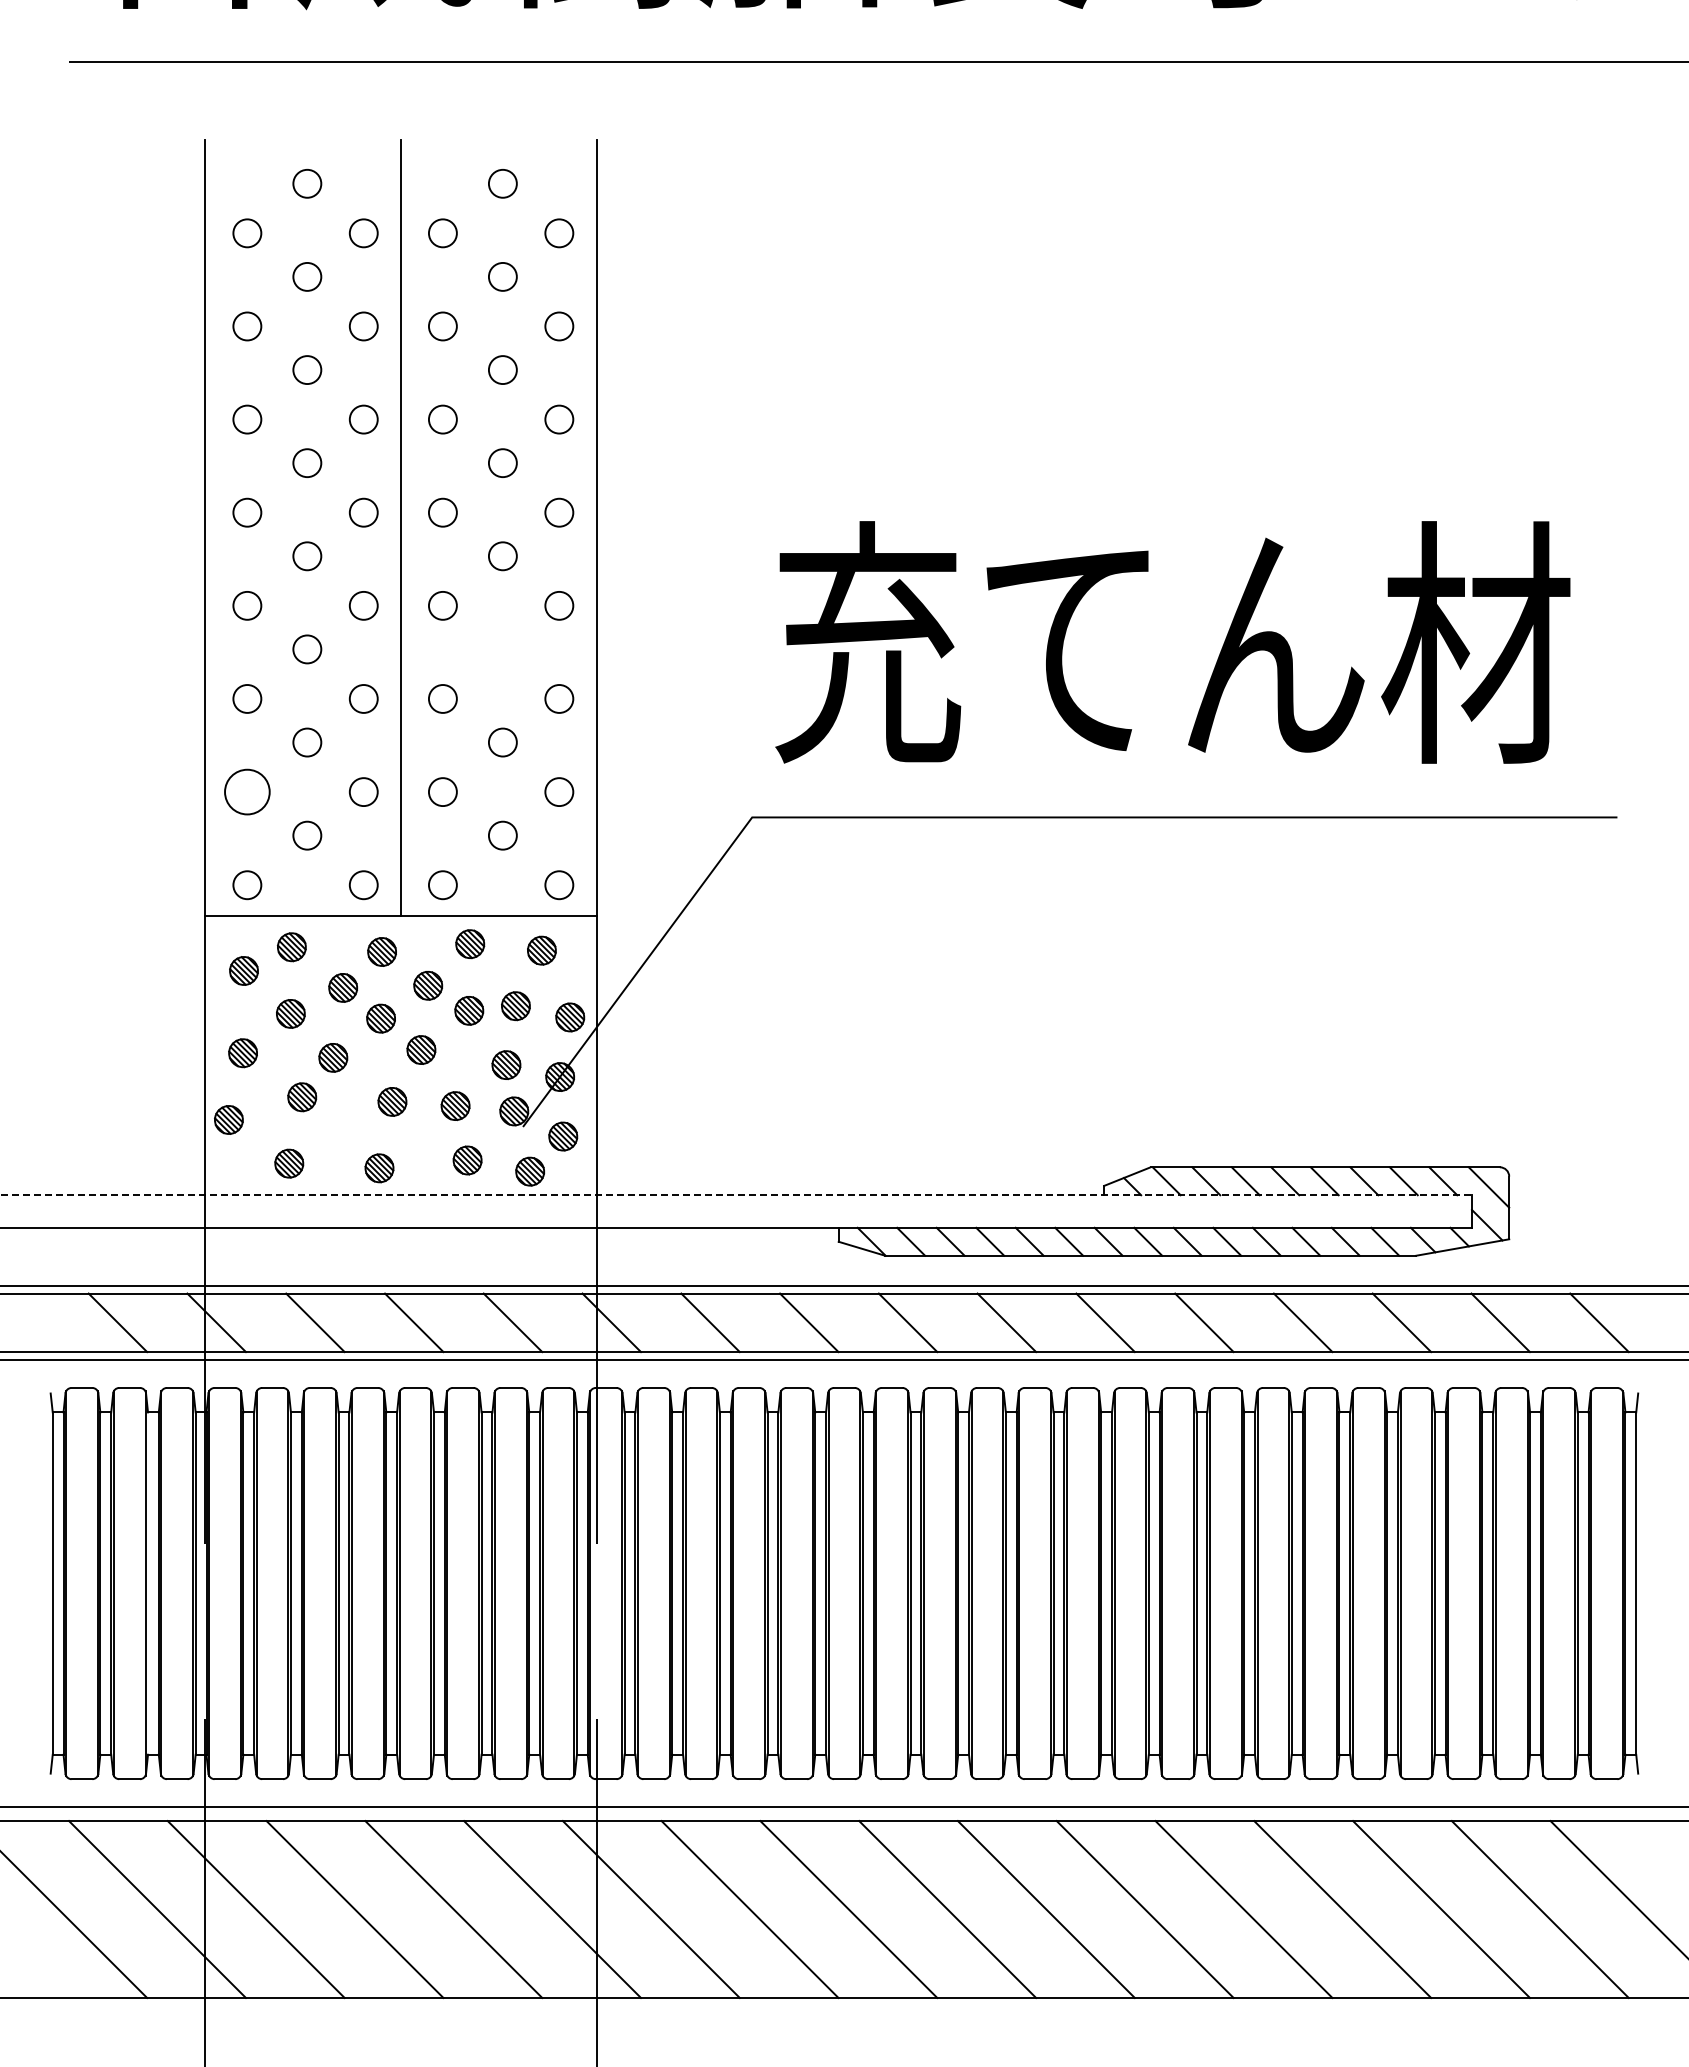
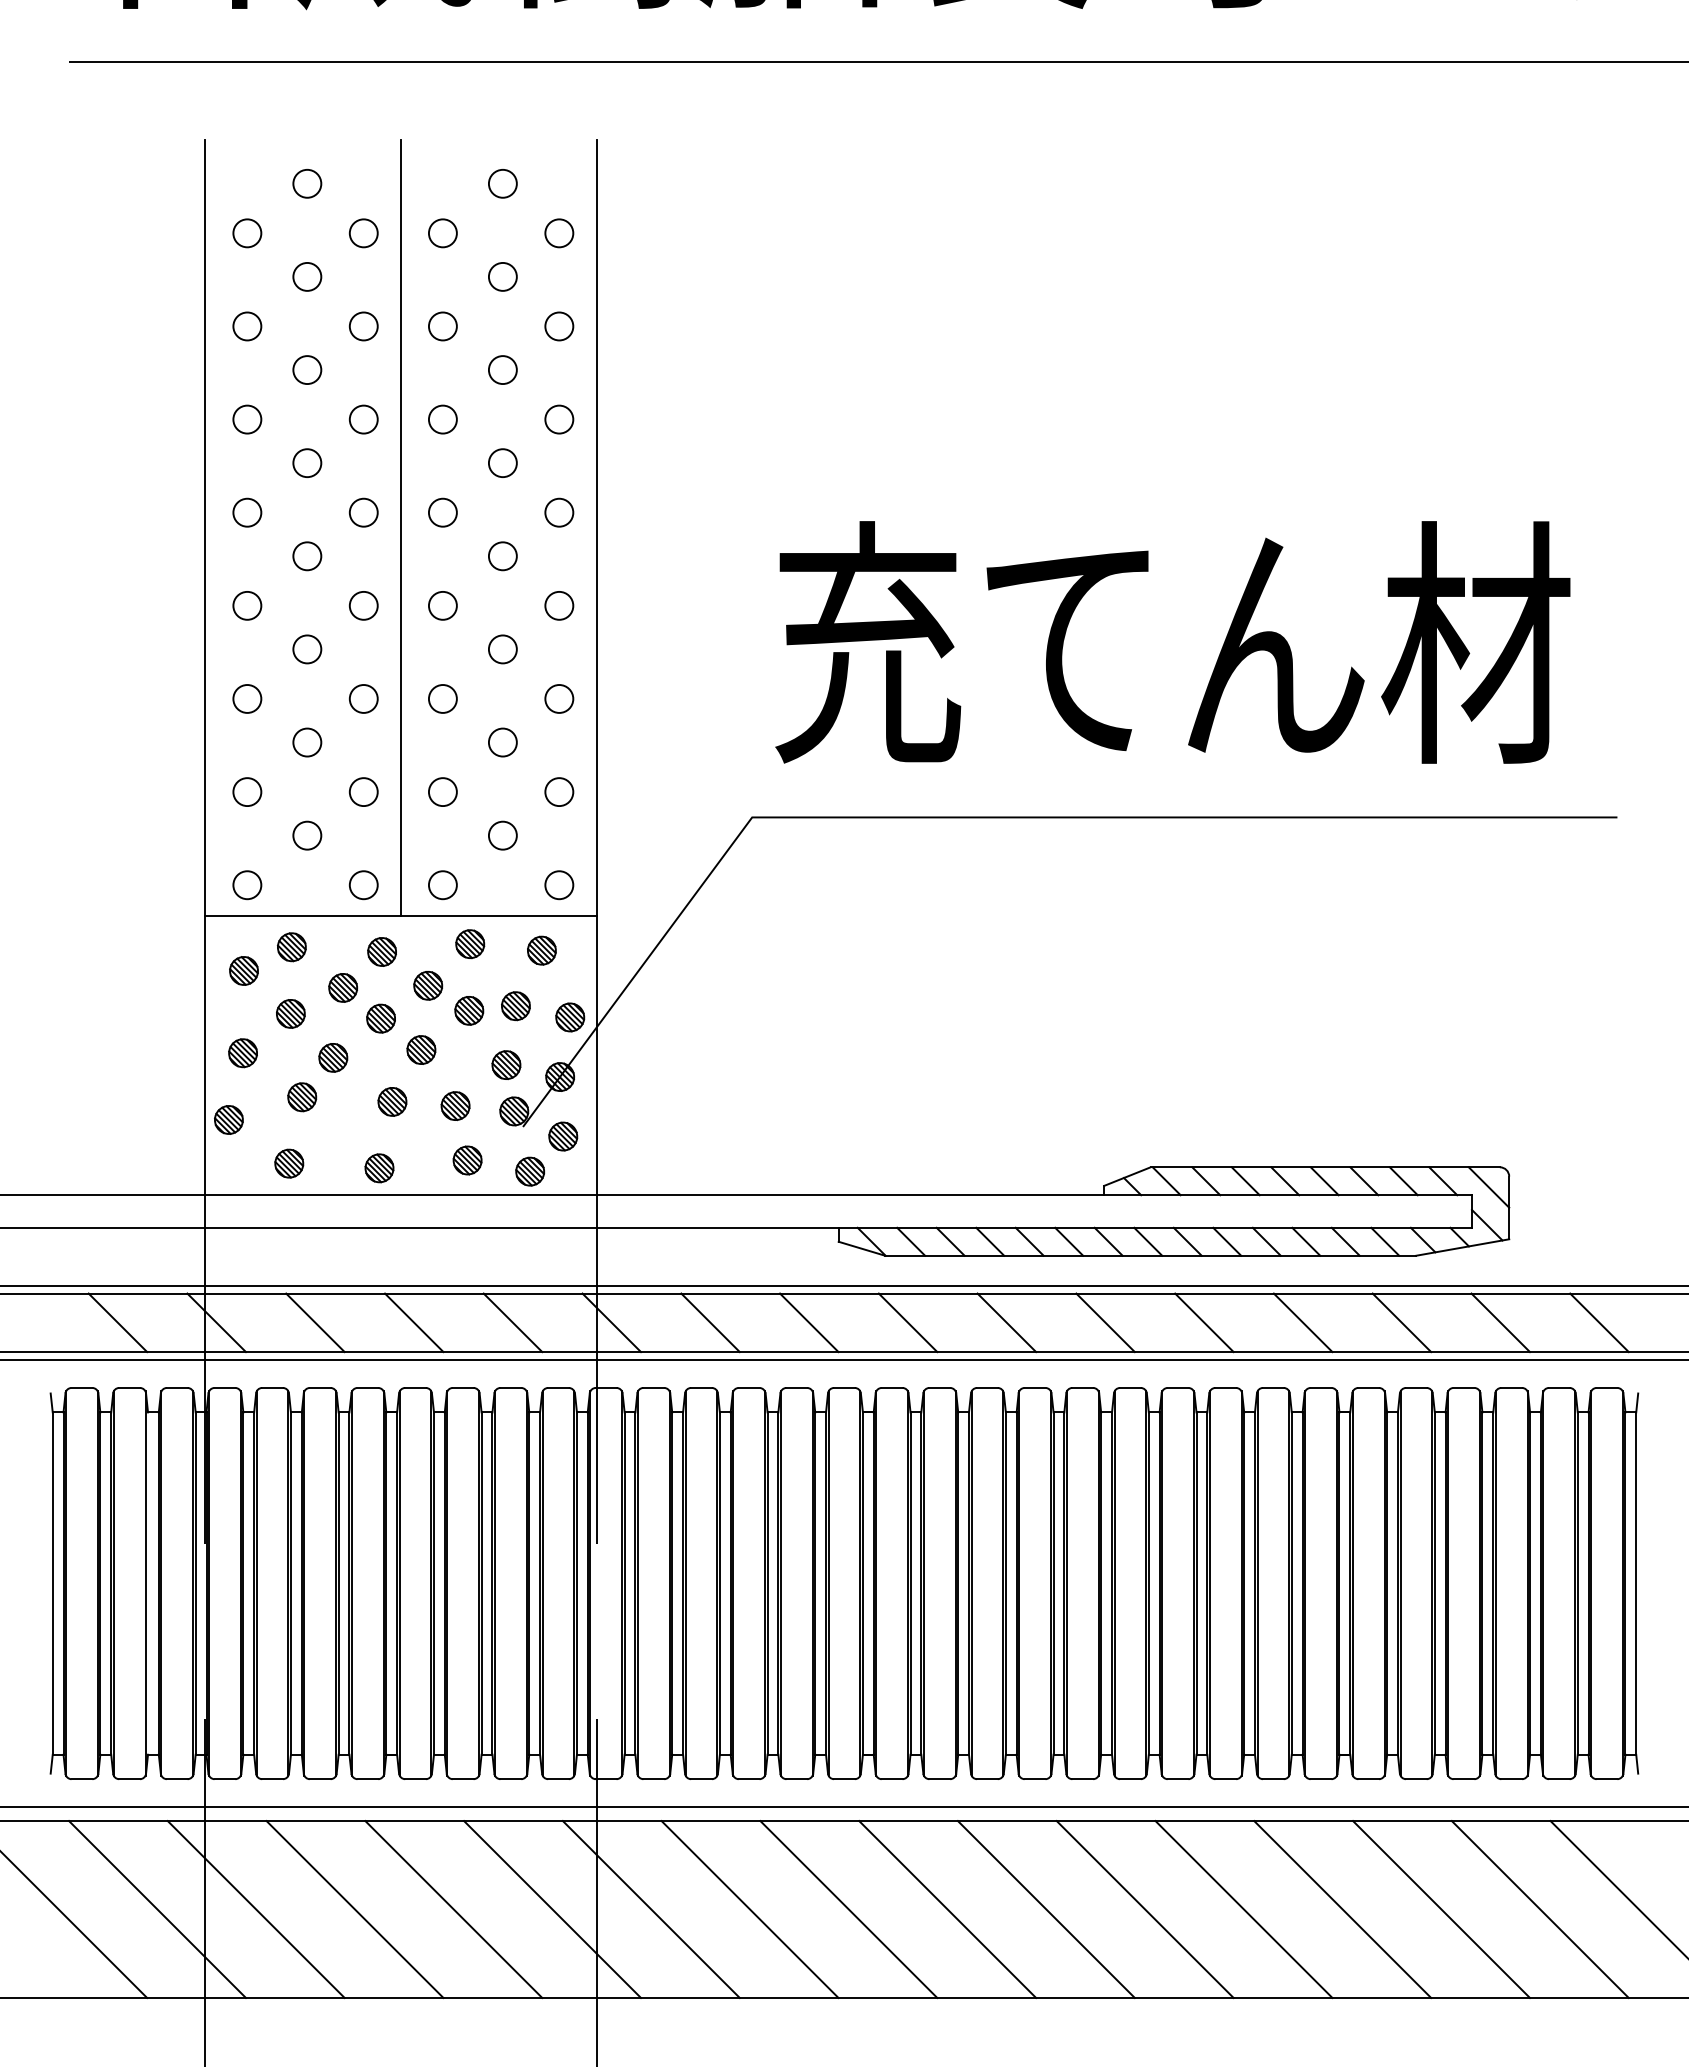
circle: none -> present (502, 649)
circle diameter: 45 px -> 28 px (247, 792)
line: dashed -> solid (736, 1195)
